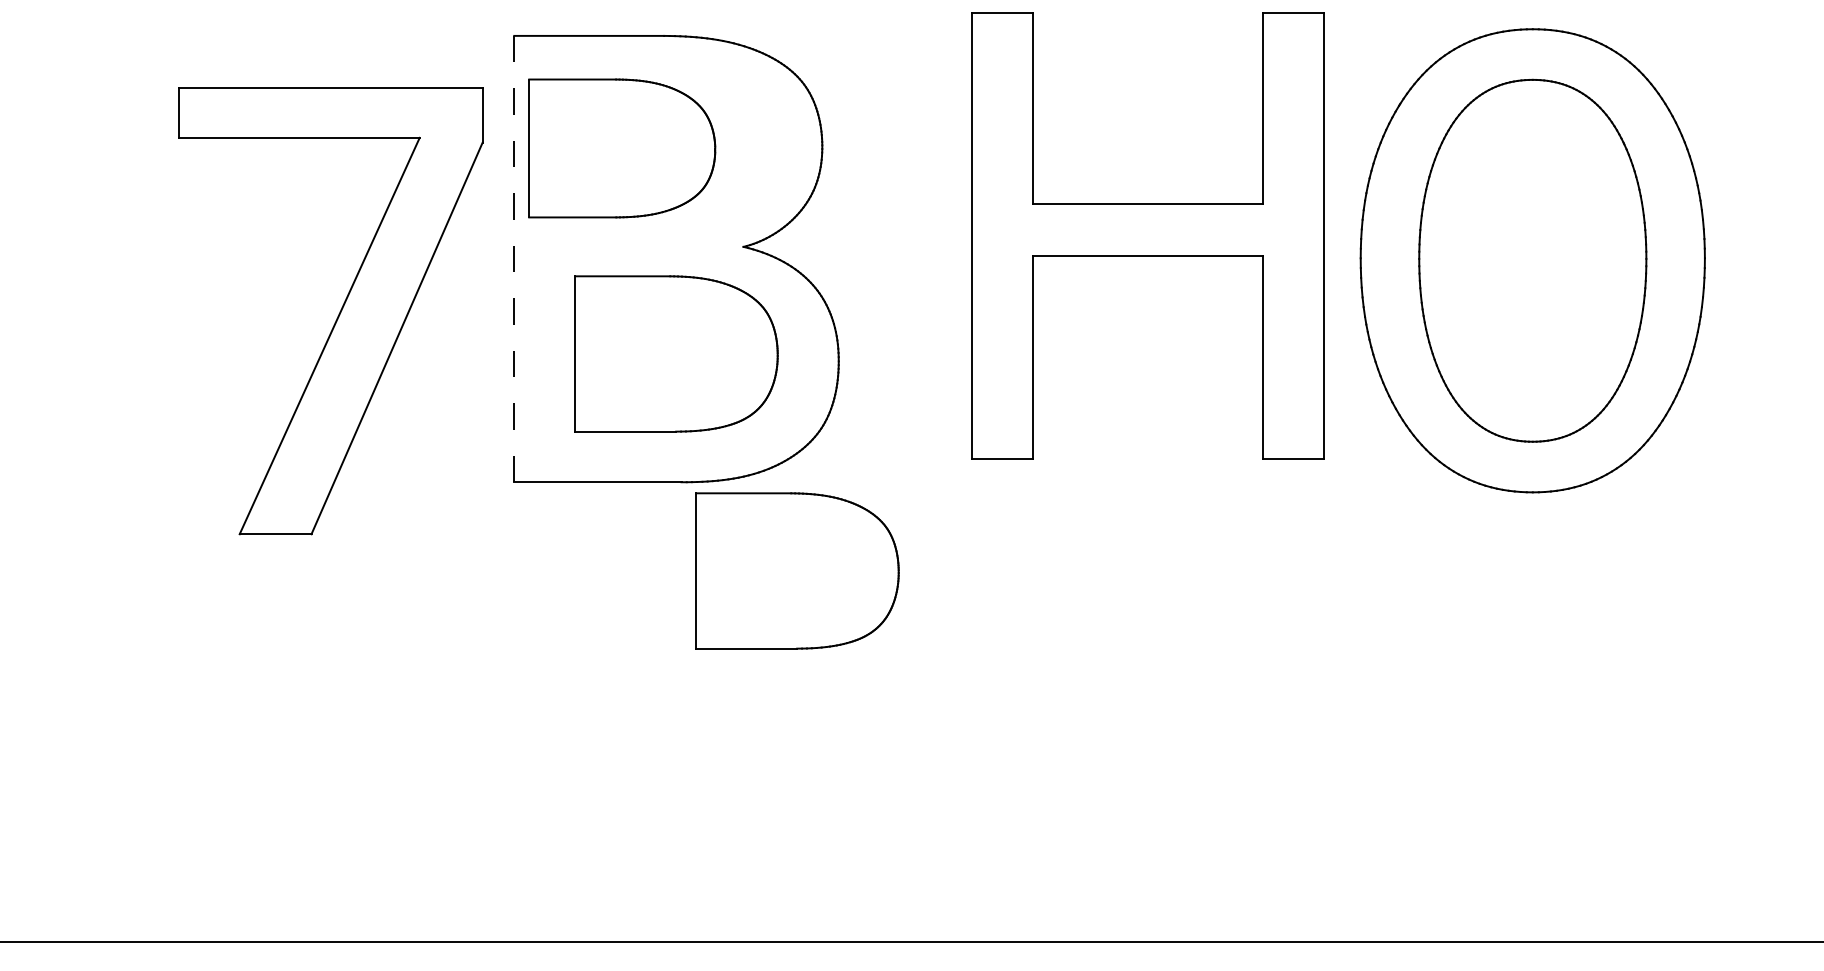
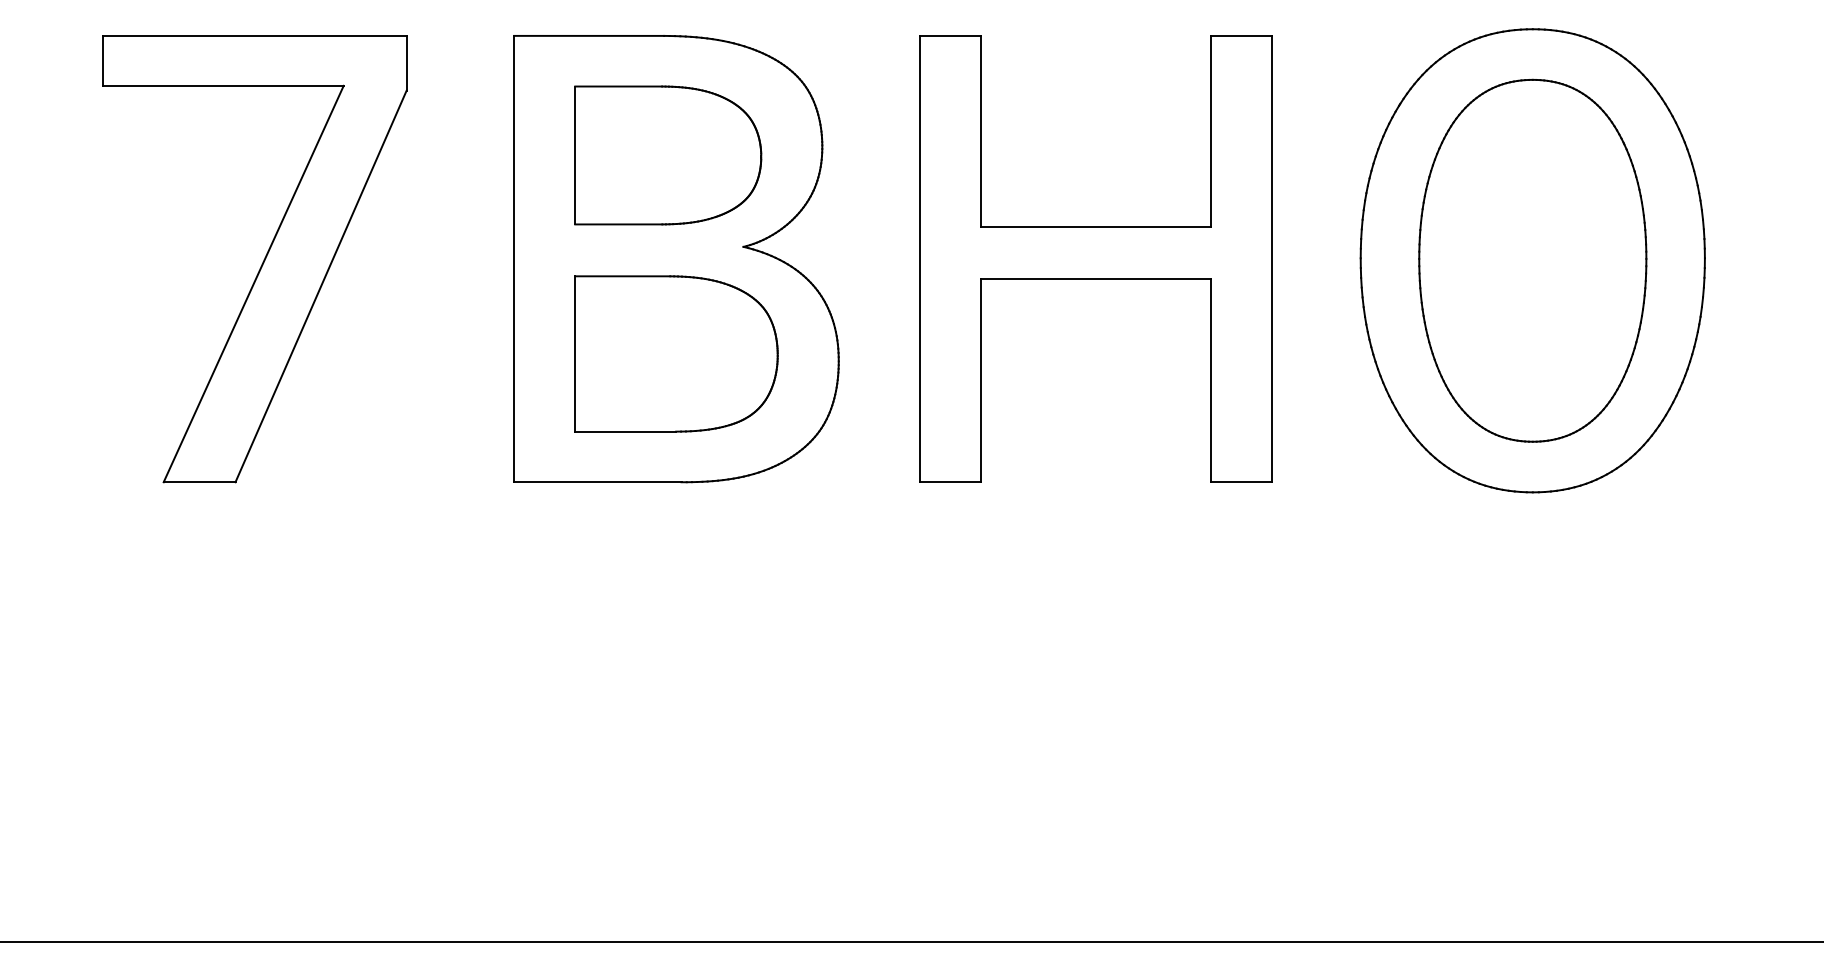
part position: (622, 148) -> (668, 155) (668, 155)
part position: (1147, 235) -> (1095, 258) (1095, 258)
line: dashed -> solid (514, 258)
part position: (338, 314) -> (262, 262) (262, 262)
part: present -> none (797, 570)
